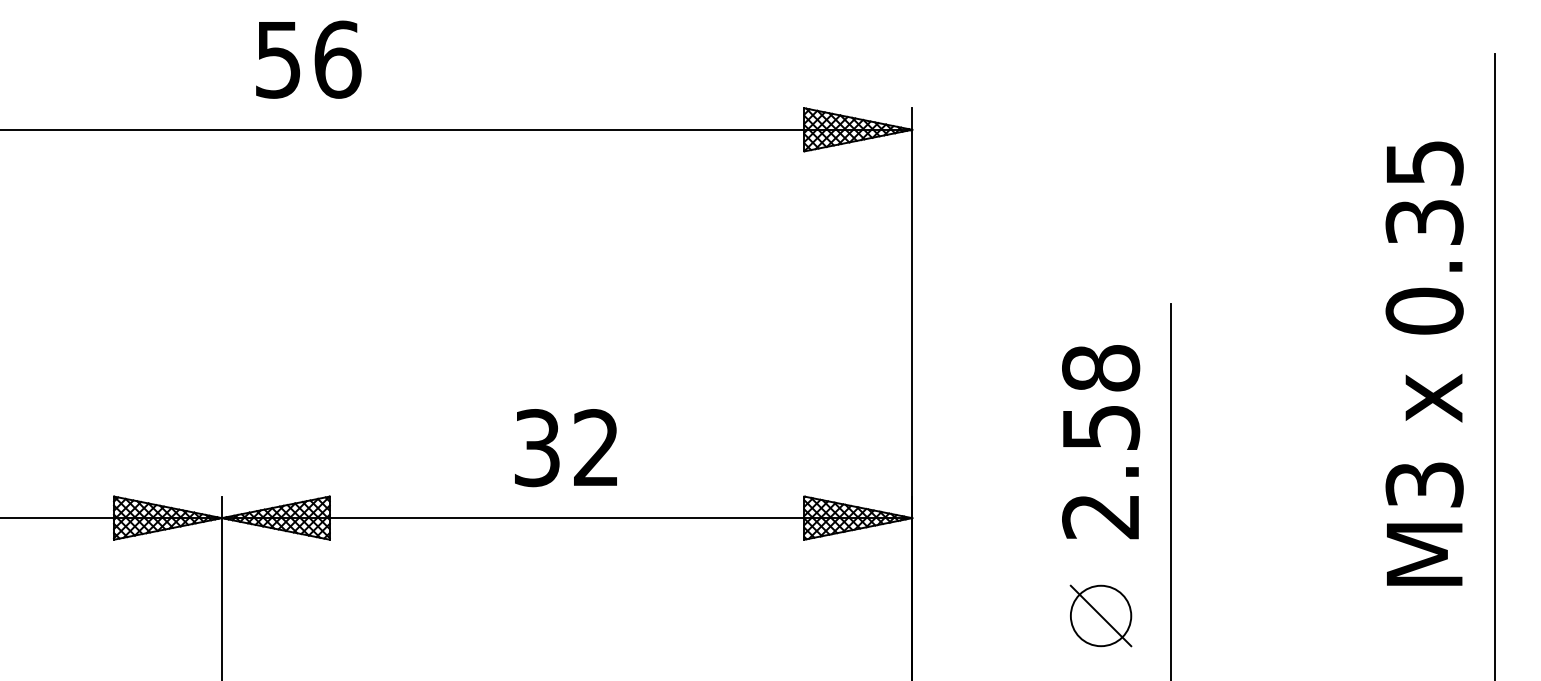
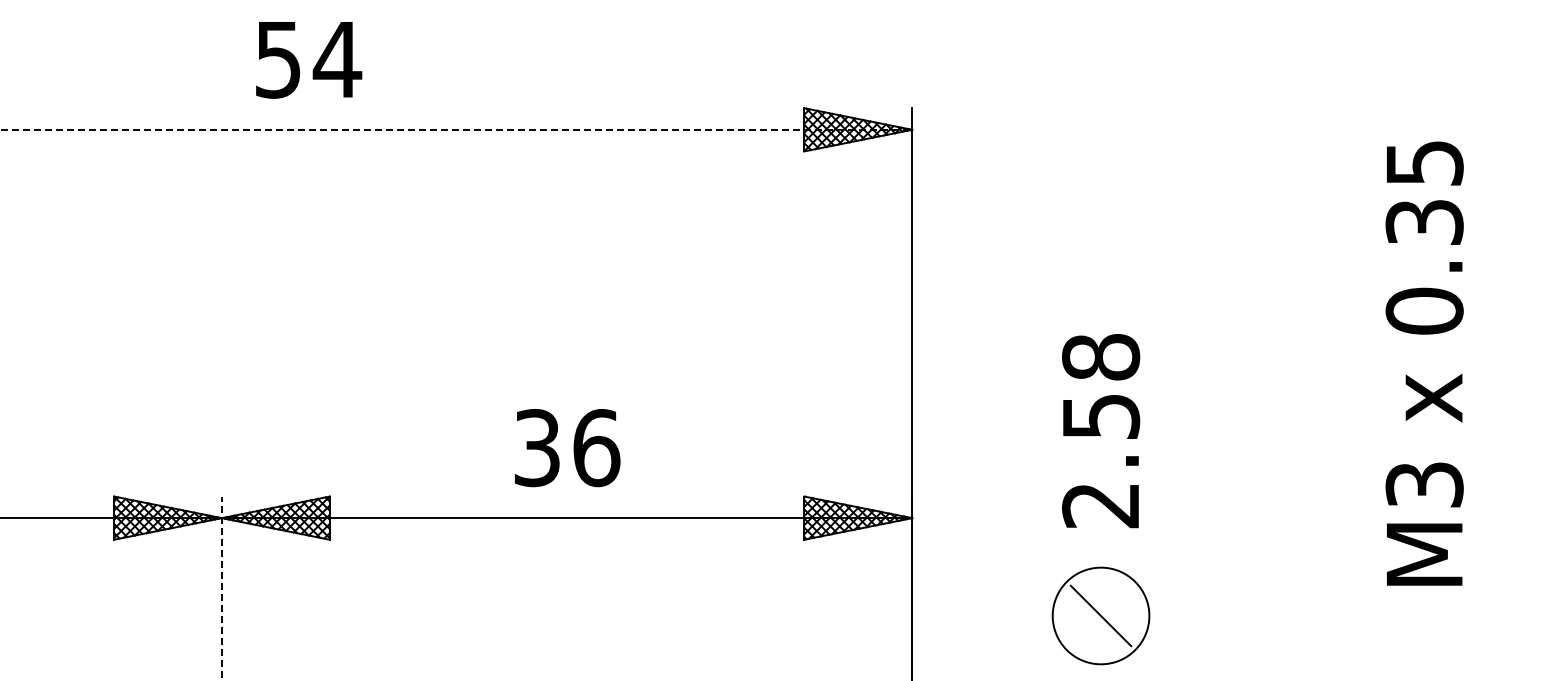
text: 56 -> 54 (337, 59)
line: solid -> dashed (456, 129)
line: present -> none (1494, 365)
text position: (1101, 442) -> (1101, 431) (1101, 431)
text: 32 -> 36 (596, 448)
line: present -> none (1171, 490)
line: solid -> dashed (221, 588)
circle diameter: 60 px -> 97 px (1100, 615)
